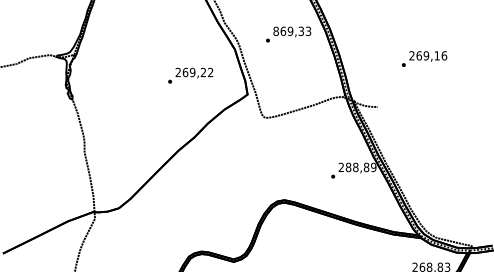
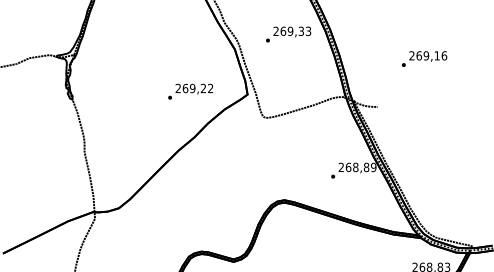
text: 869,33 -> 269,33 (275, 30)
text position: (190, 75) -> (190, 91) (190, 91)
text: 288,89 -> 268,89 (348, 166)
